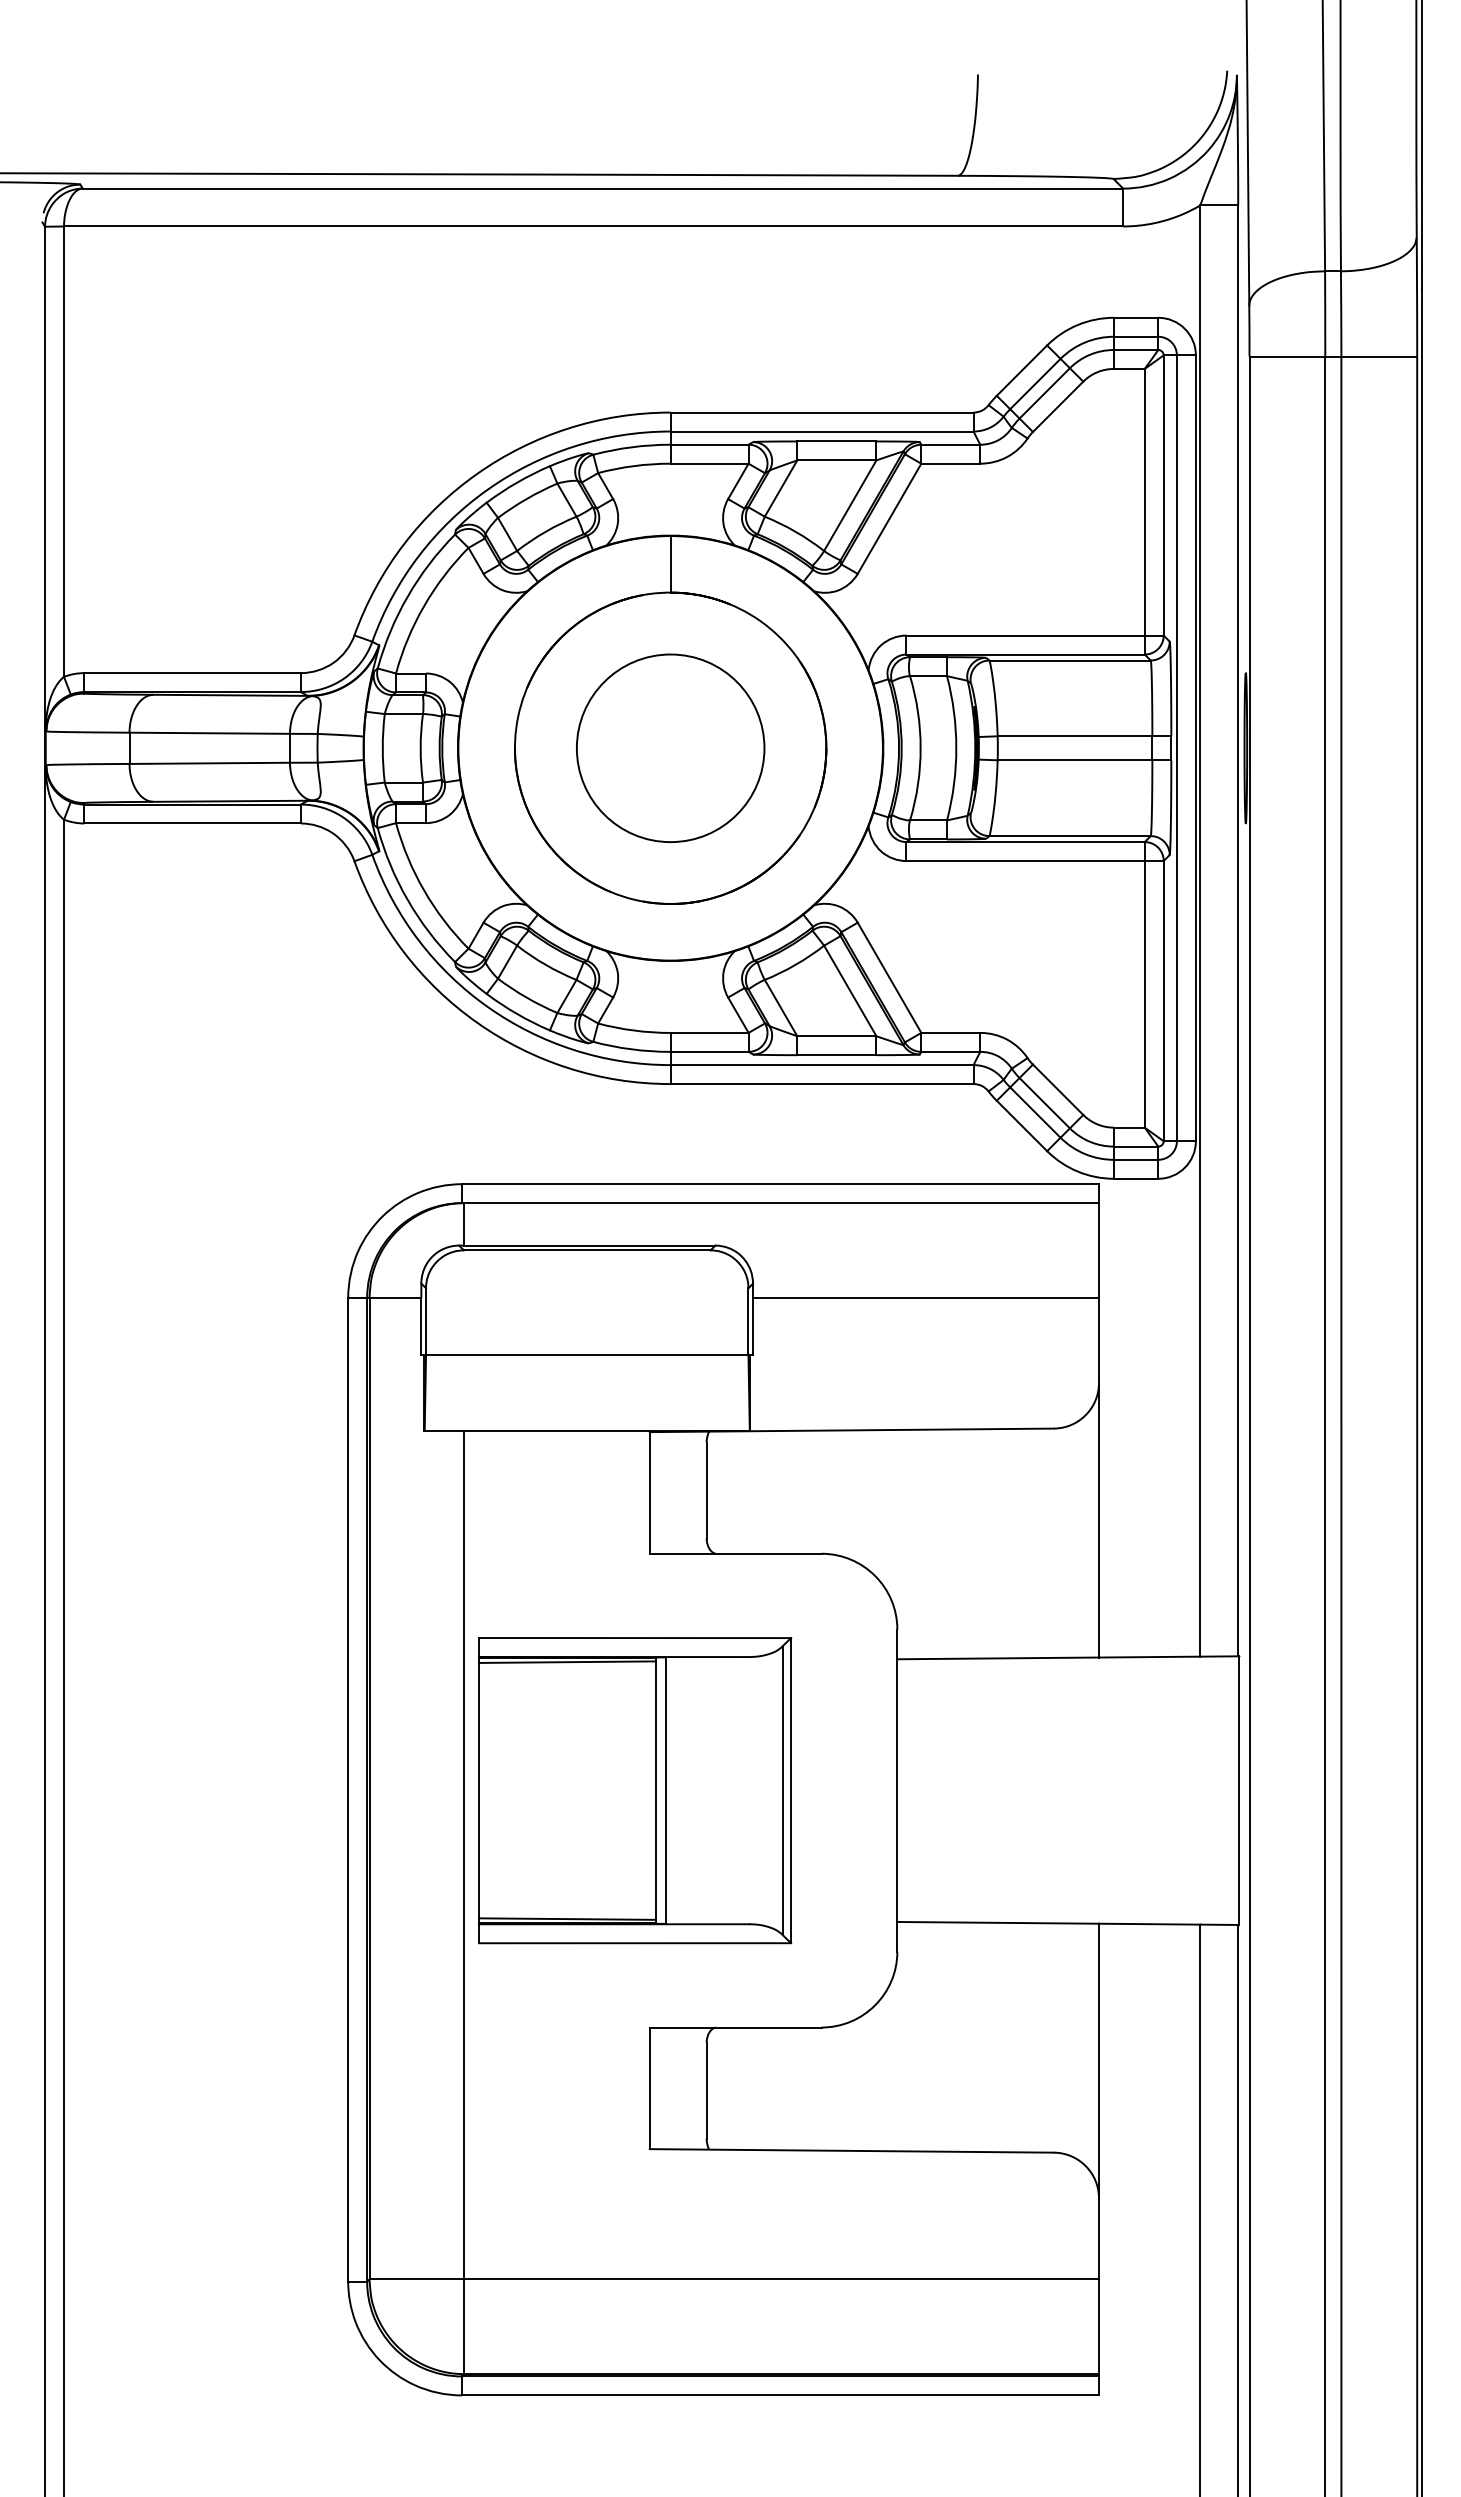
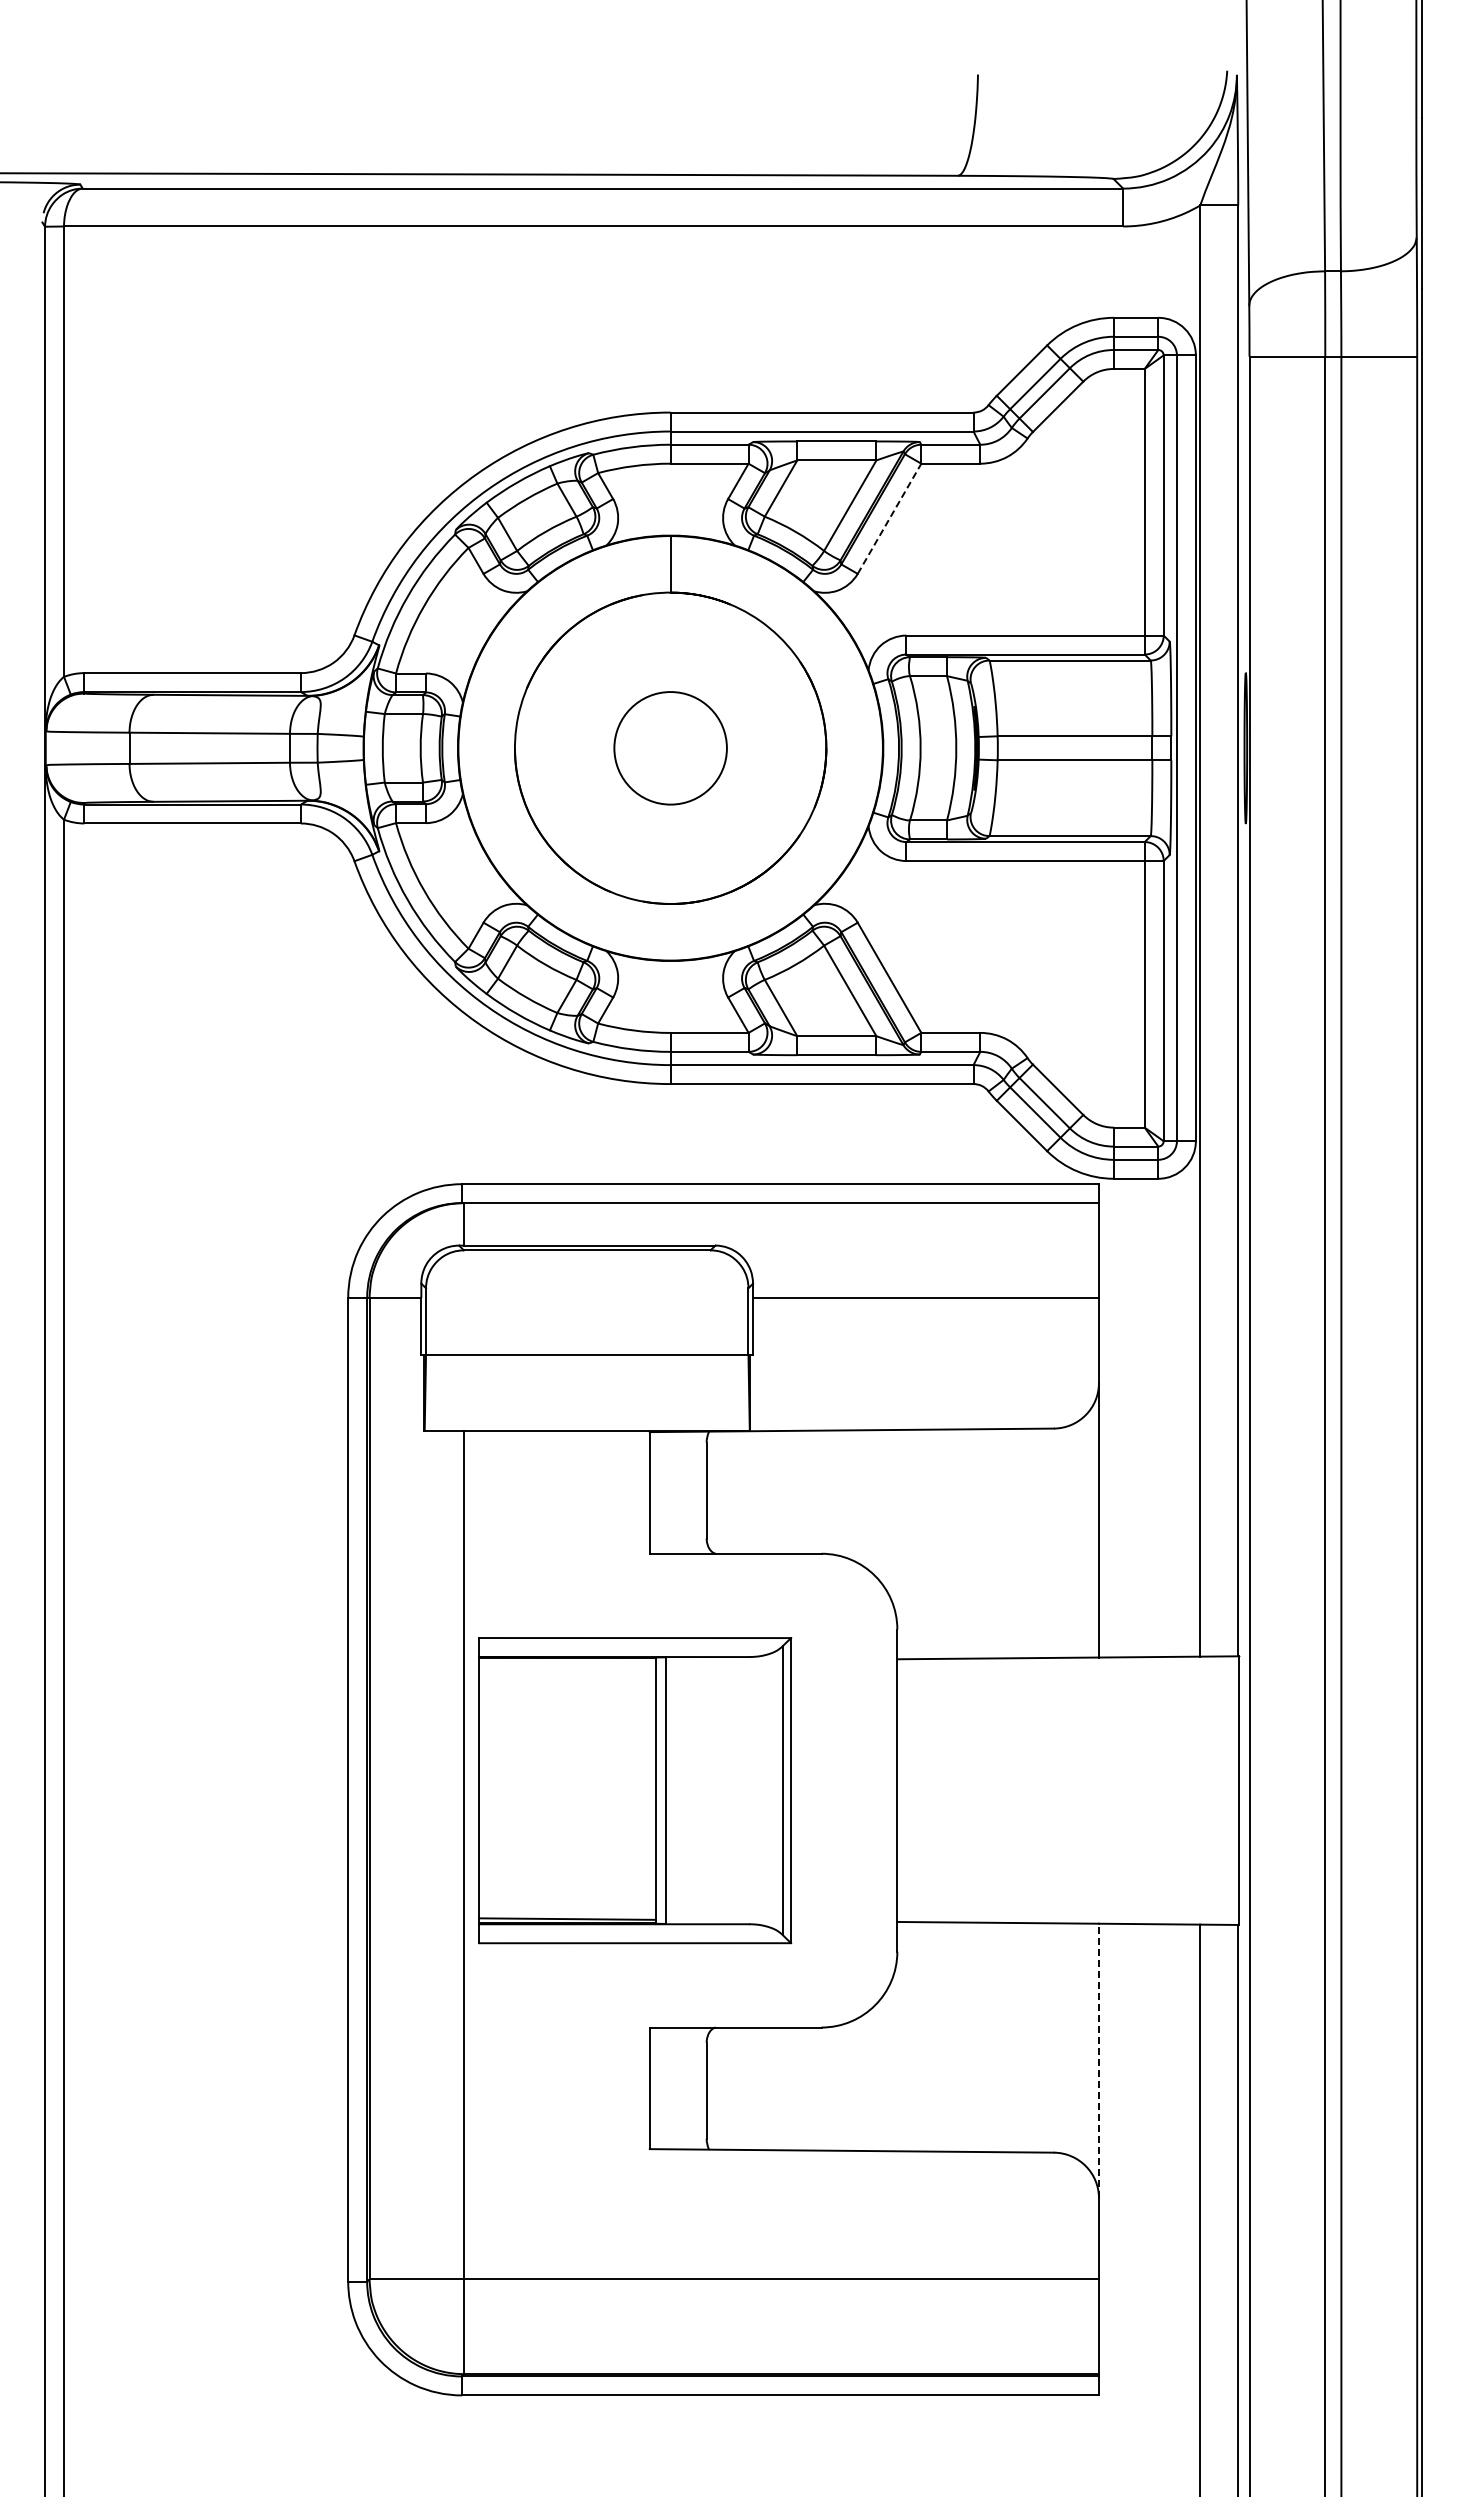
line: solid -> dashed (889, 518)
circle diameter: 188 px -> 113 px (670, 748)
line: present -> none (567, 1661)
line: solid -> dashed (1098, 2060)
